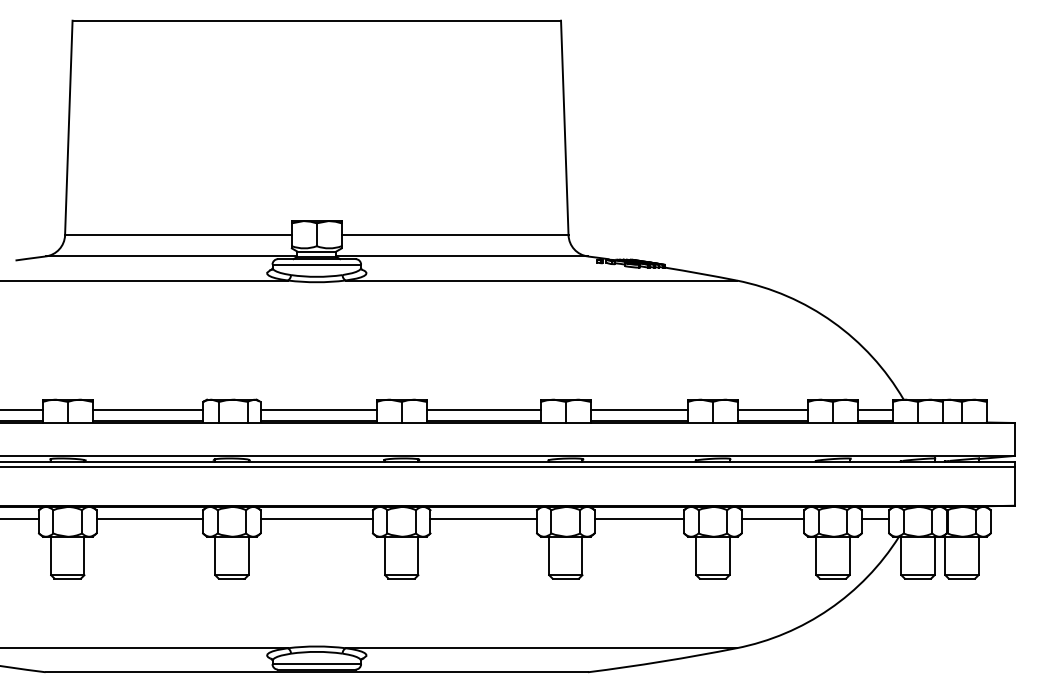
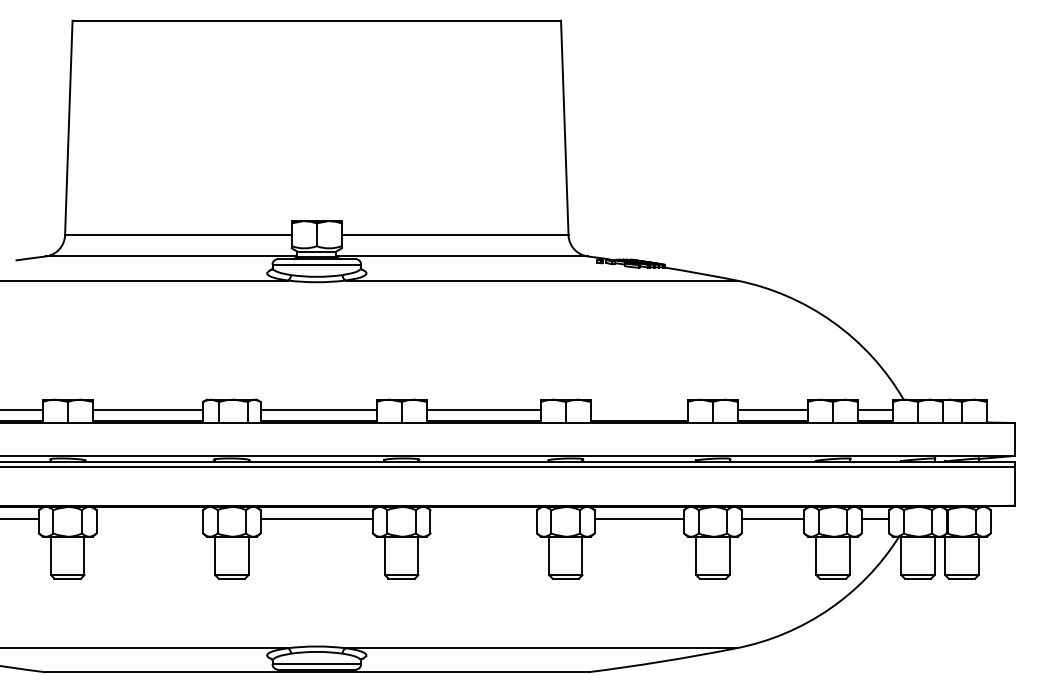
line: present -> none (639, 409)
line: present -> none (149, 519)
line: present -> none (483, 519)
